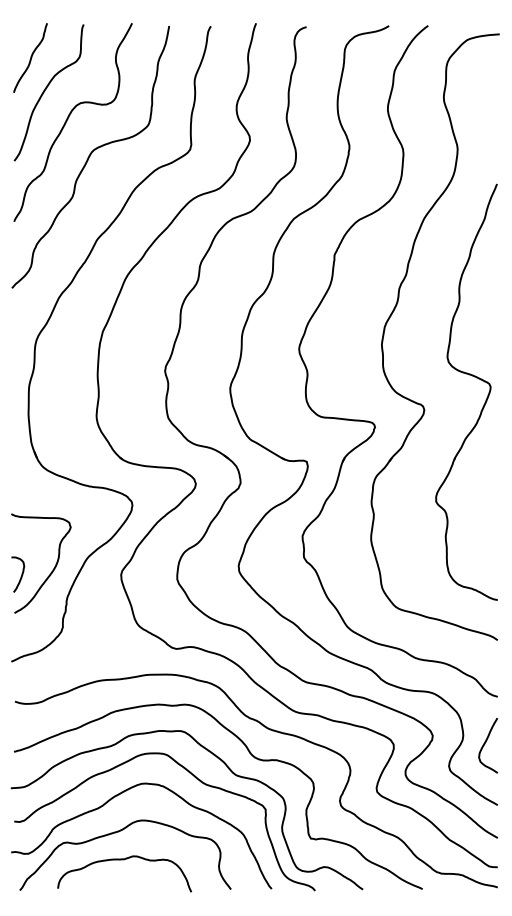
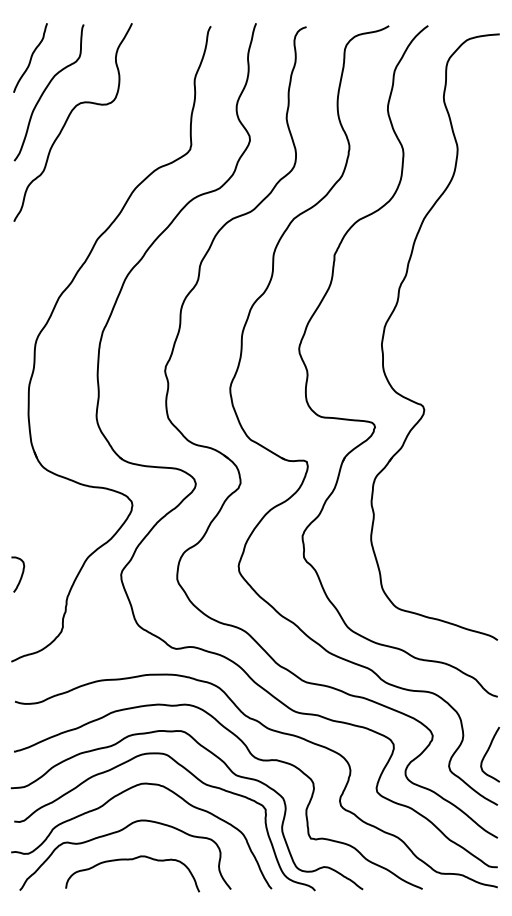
curve: present -> none (90, 156)
part: present -> none (474, 377)
curve: present -> none (52, 569)
curve position: (485, 744) -> (487, 753) (487, 753)
curve position: (124, 860) -> (132, 860) (132, 860)
